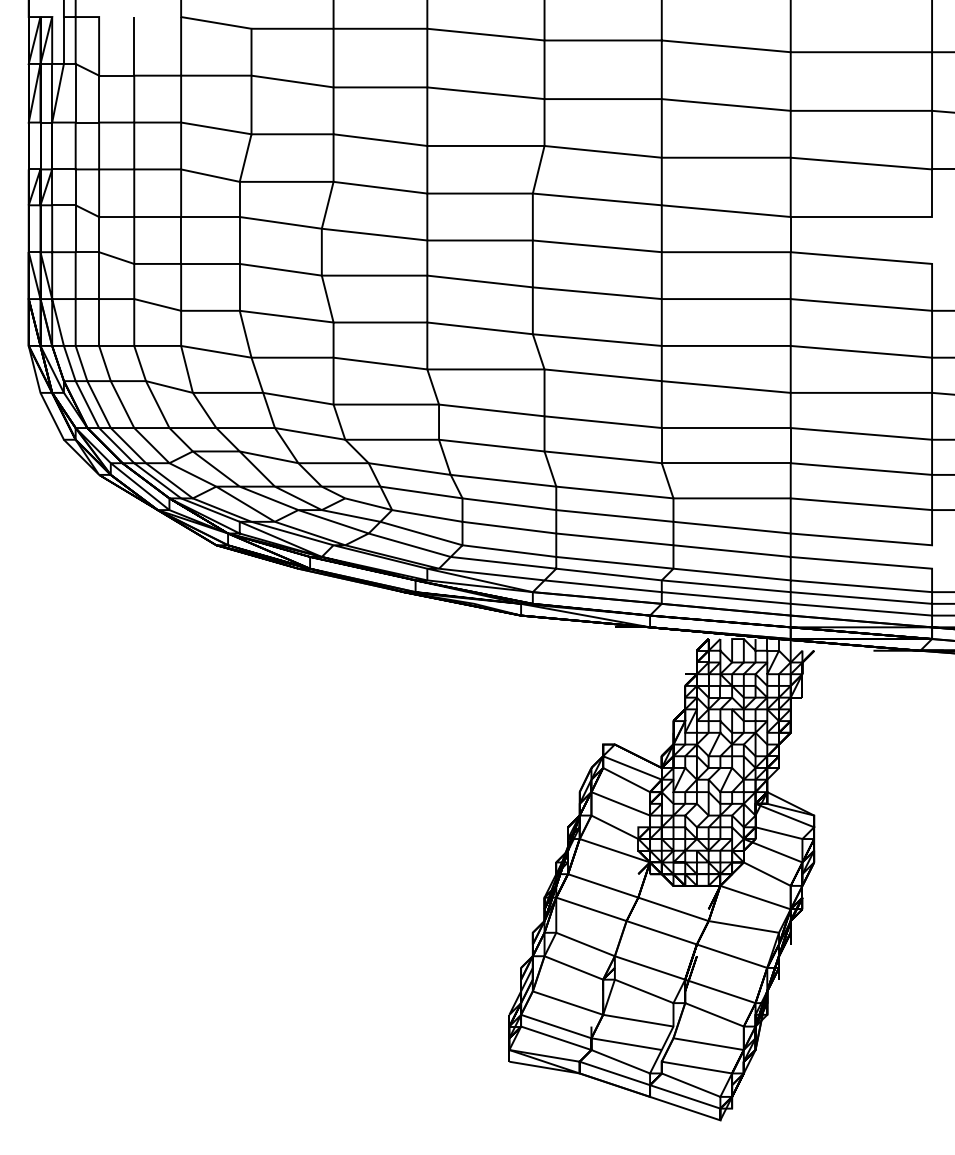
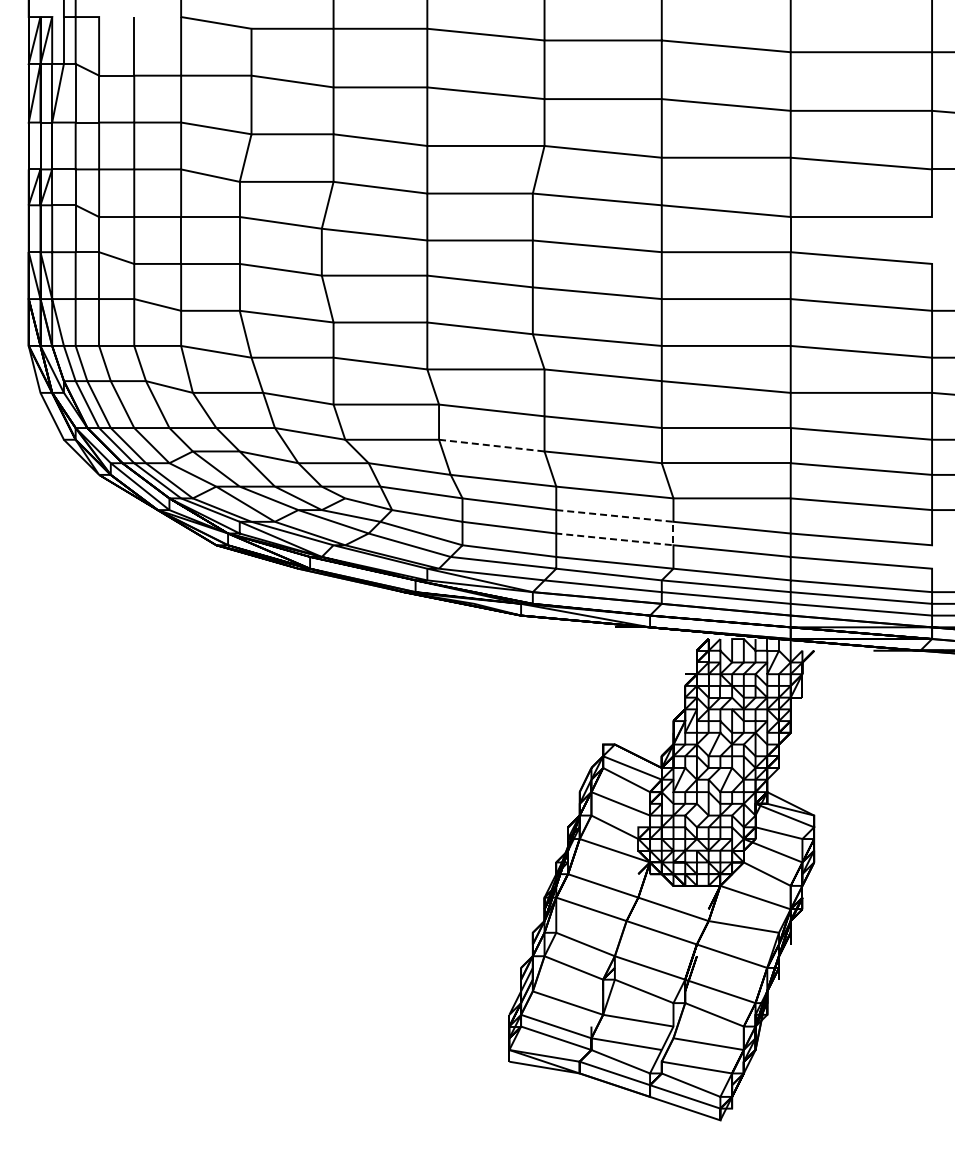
line: solid -> dashed (492, 445)
line: solid -> dashed (673, 533)
